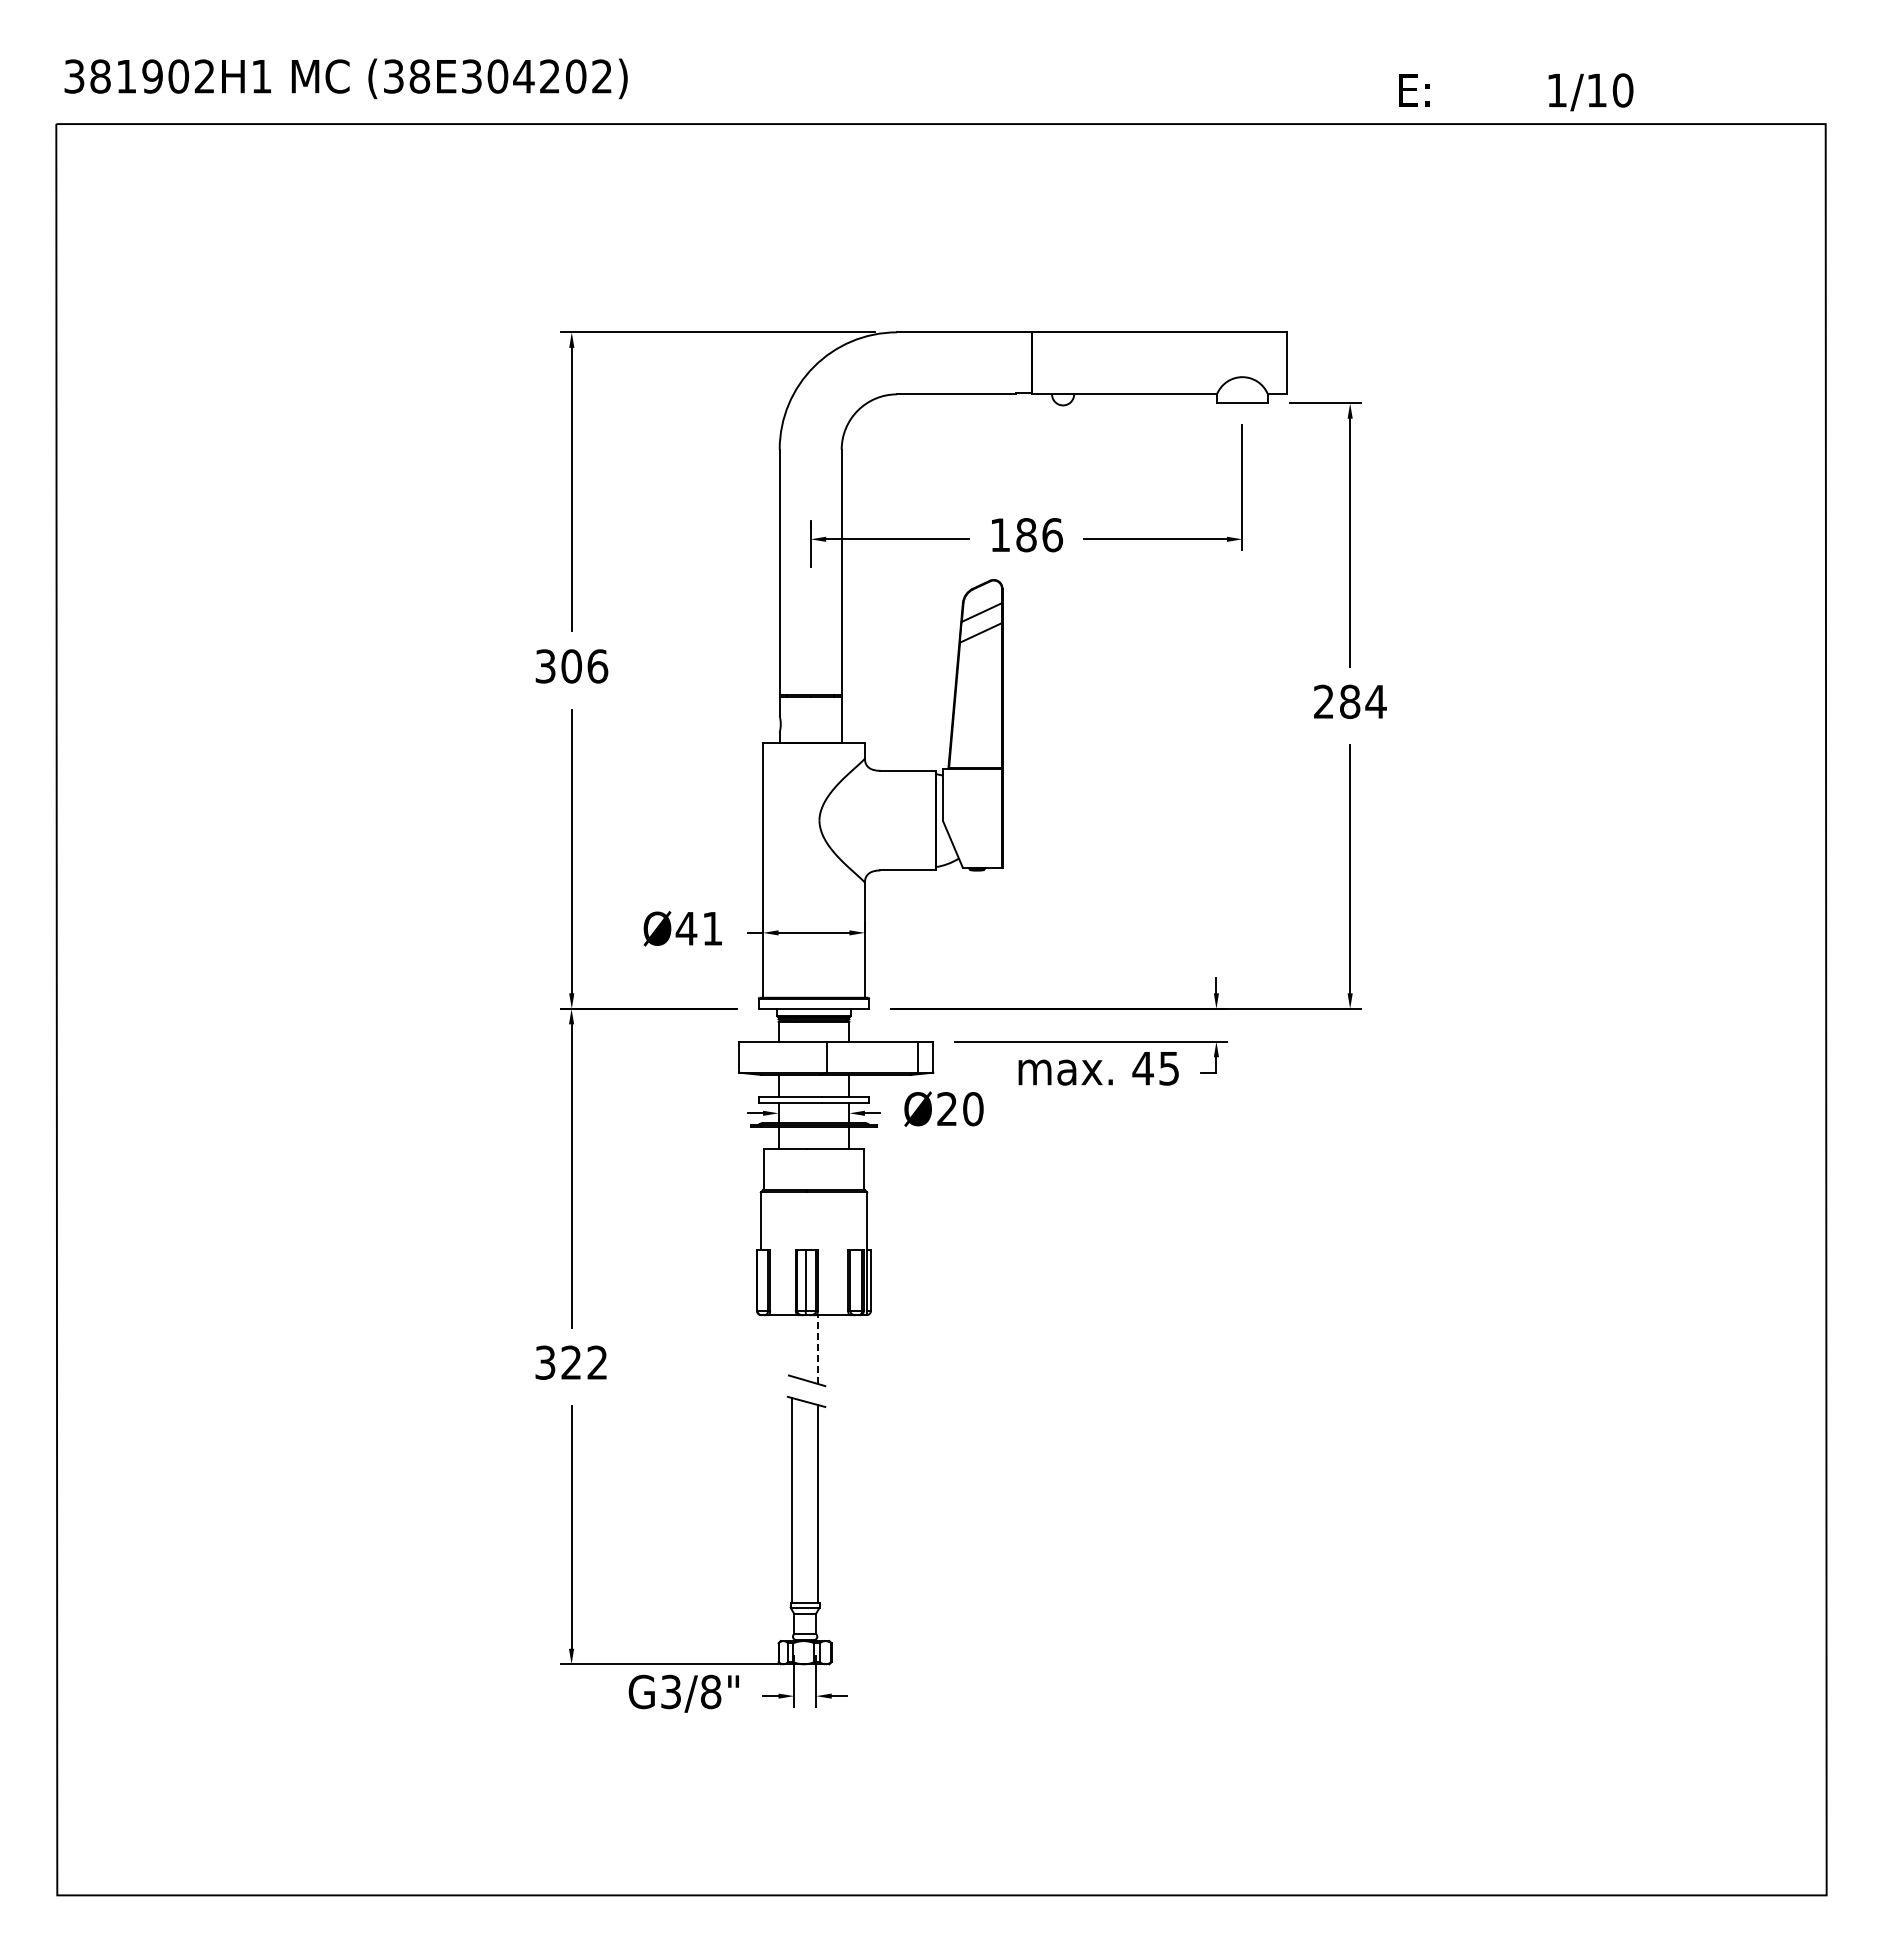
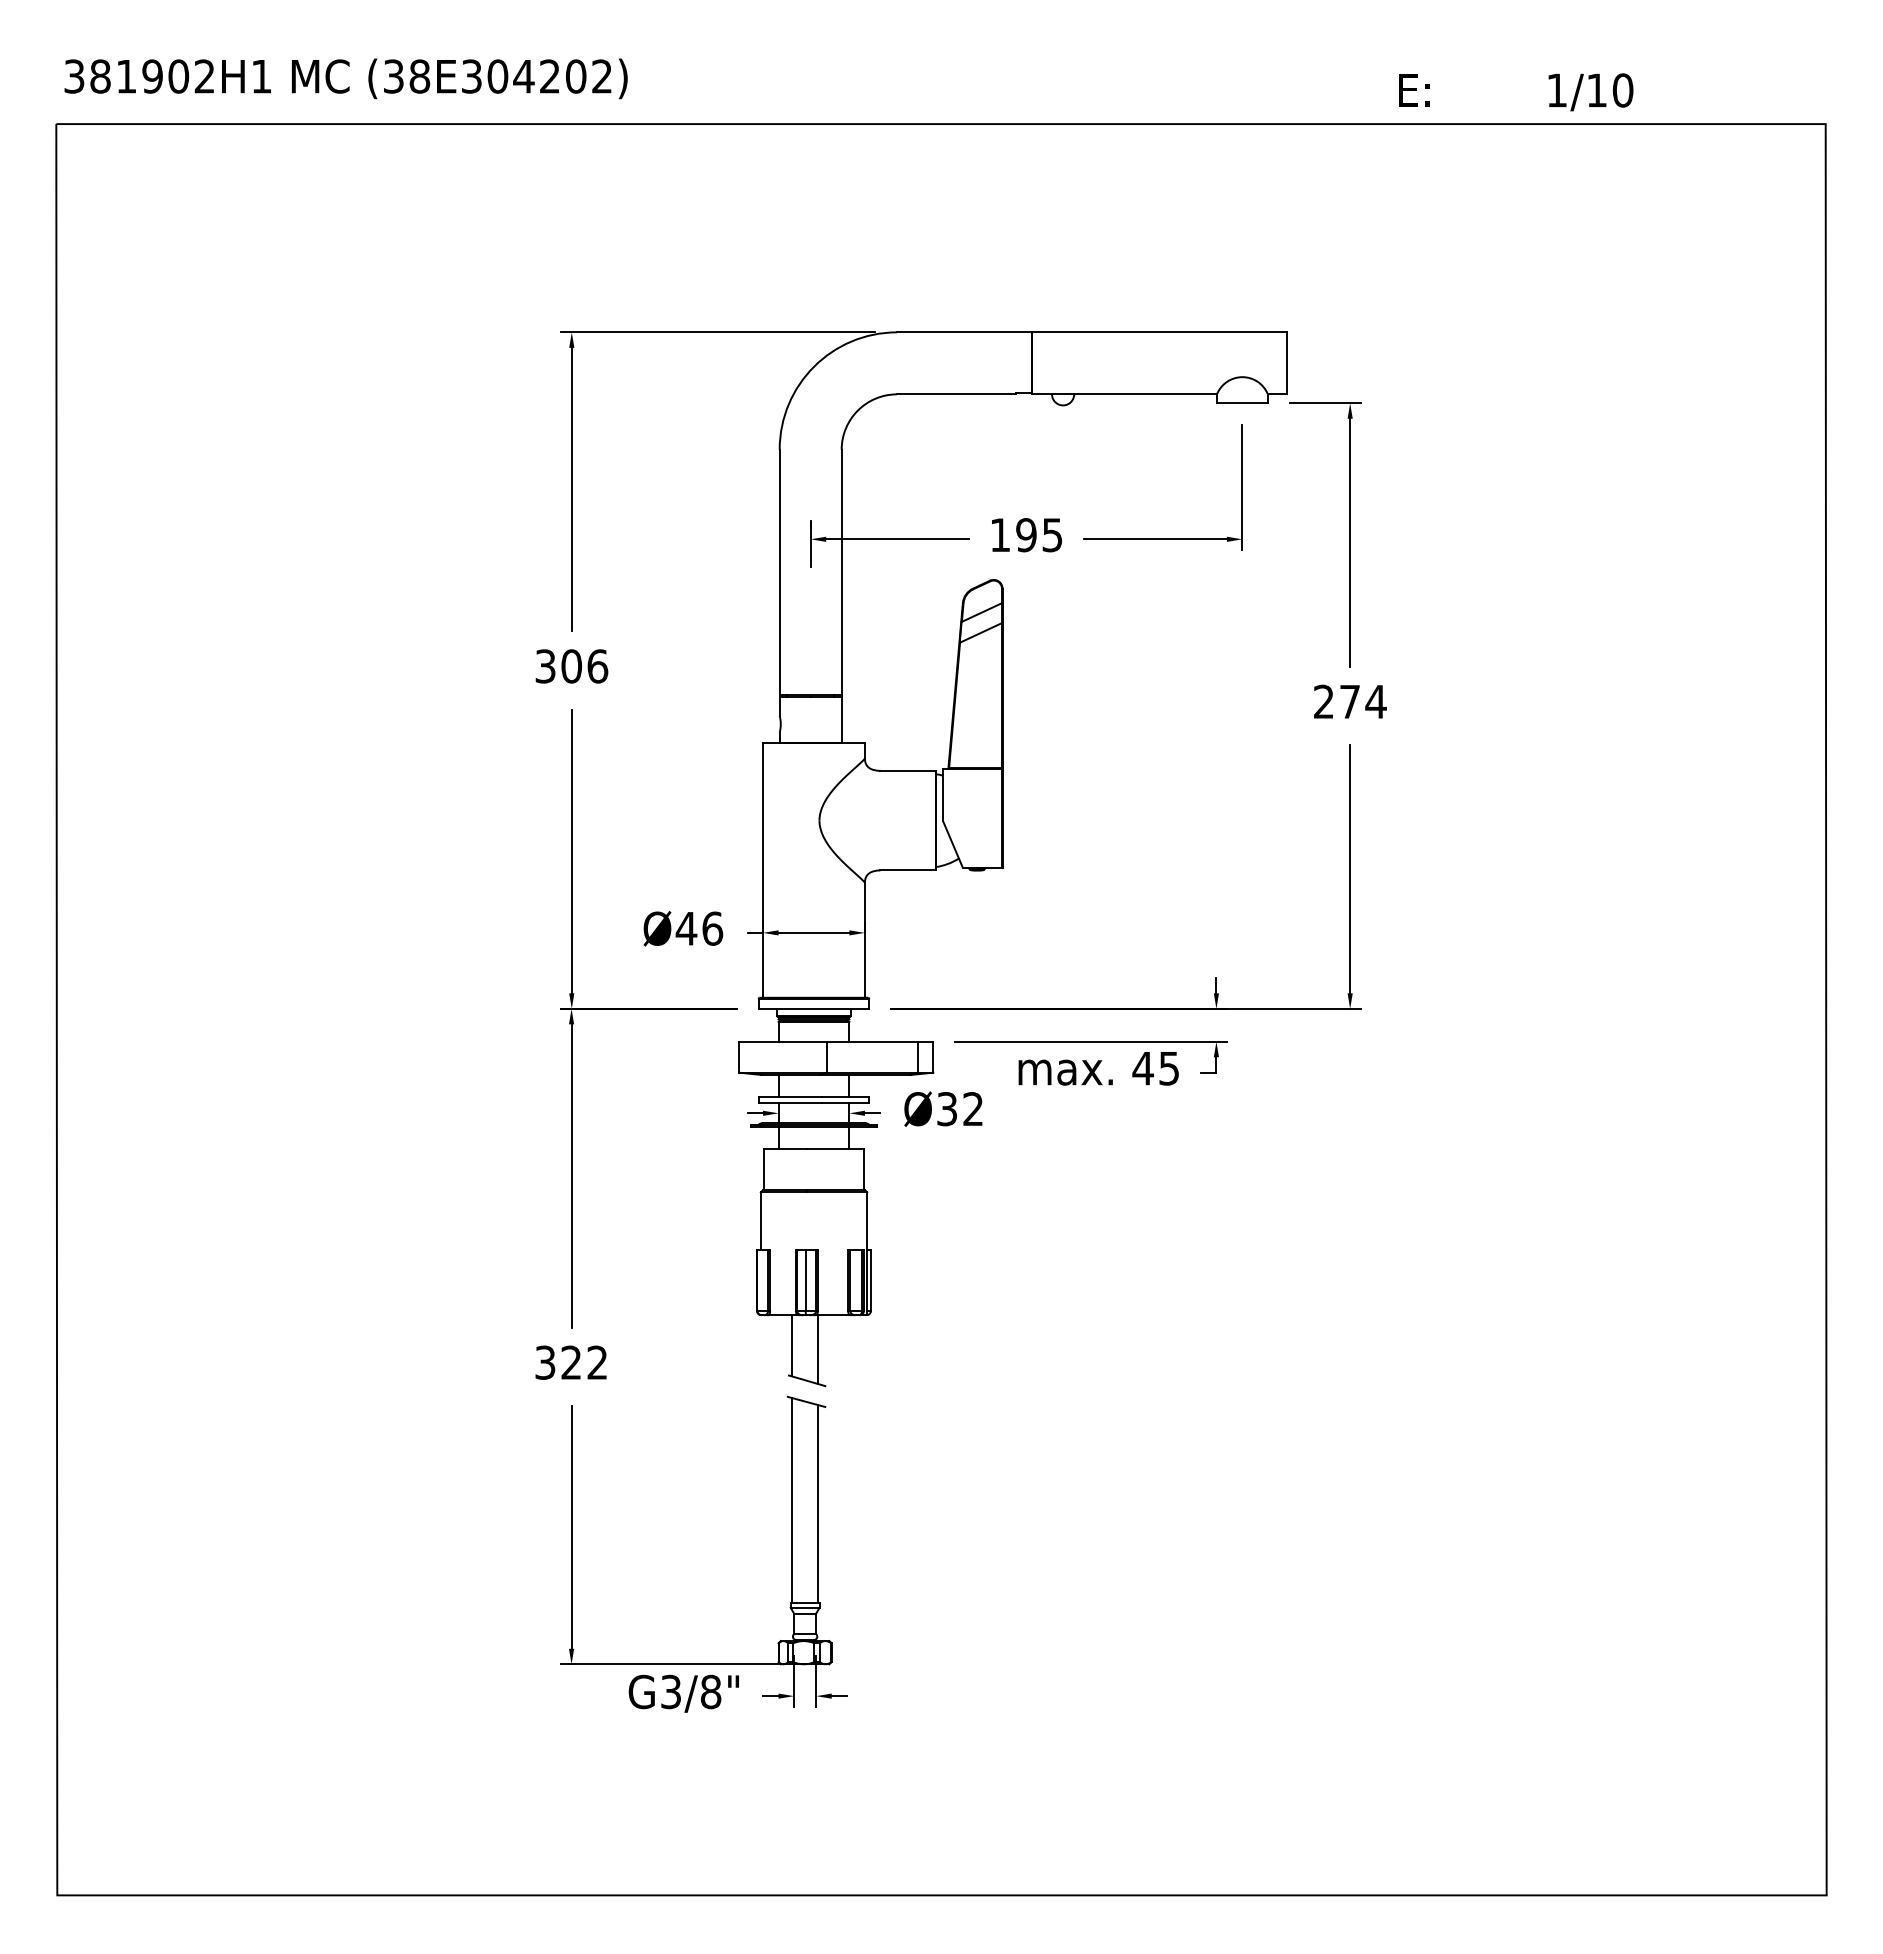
text: 186 -> 195 (1039, 535)
text: 284 -> 274 (1350, 701)
text: Ø41 -> Ø46 (712, 928)
text: Ø20 -> Ø32 (960, 1109)
line: none -> present (791, 1345)
line: dashed -> solid (818, 1349)
